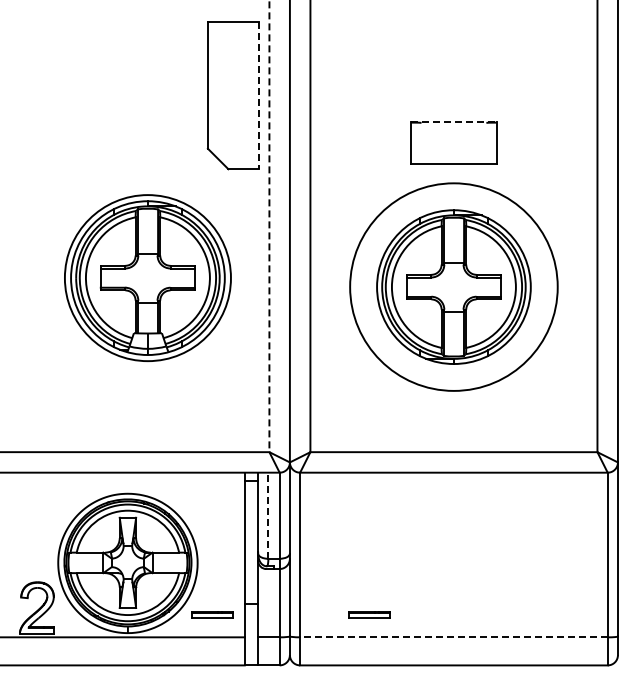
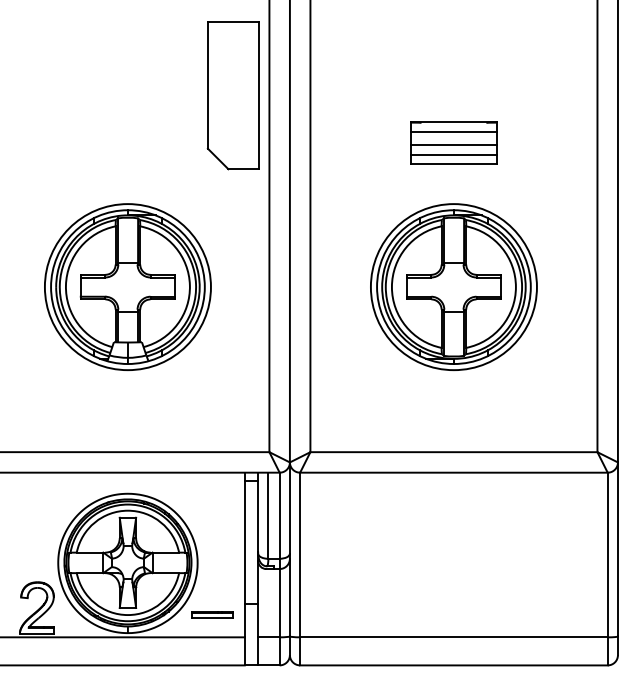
line: dashed -> solid (259, 95)
line: dashed -> solid (454, 121)
line: none -> present (453, 132)
line: none -> present (453, 144)
line: none -> present (453, 154)
line: dashed -> solid (269, 226)
part position: (147, 277) -> (127, 286) (127, 286)
circle diameter: 208 px -> 166 px (453, 287)
line: dashed -> solid (268, 515)
part: present -> none (369, 614)
line: dashed -> solid (453, 637)
